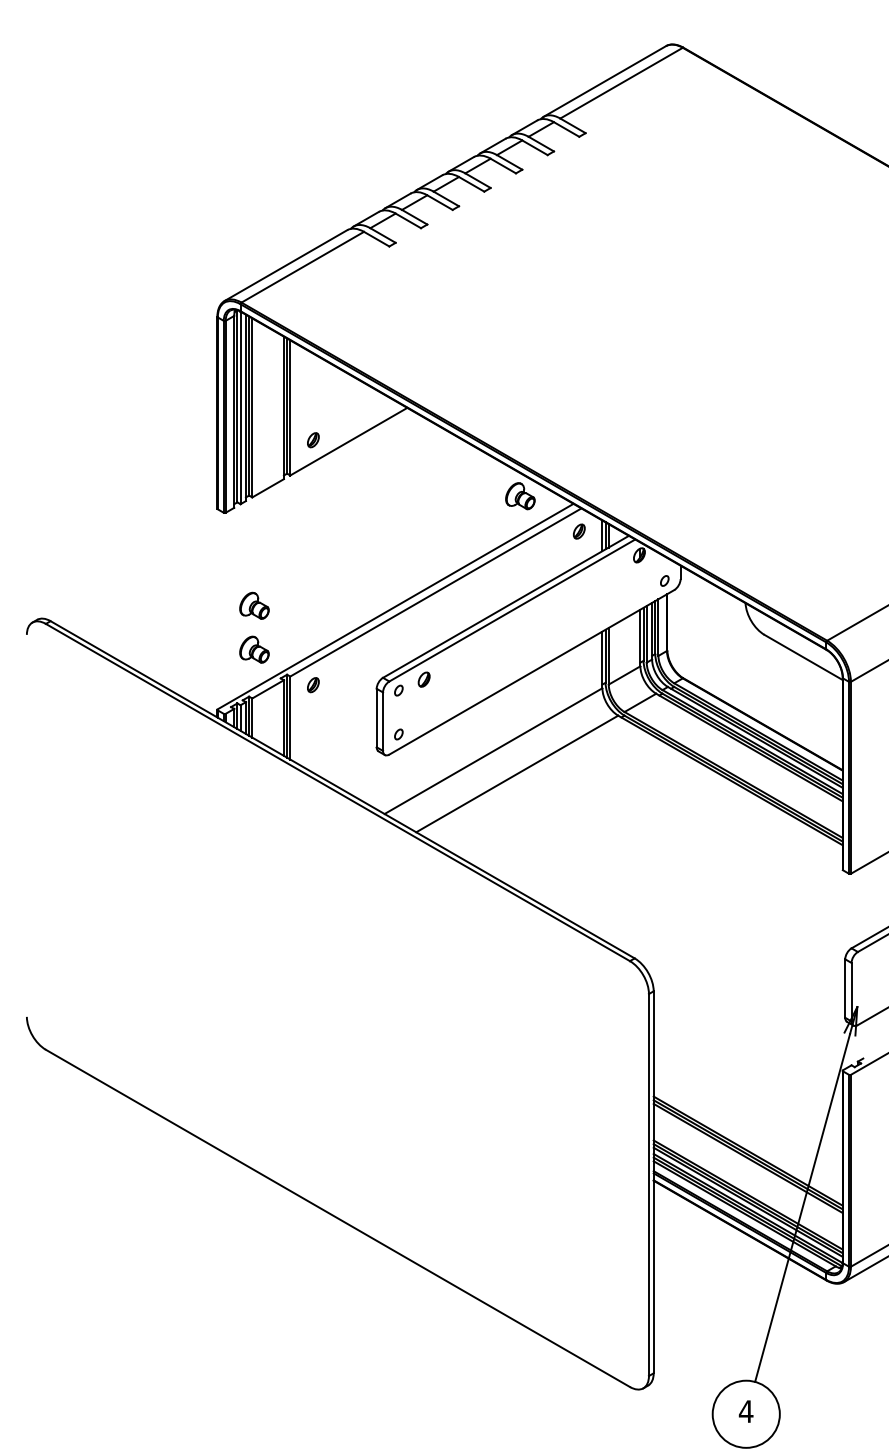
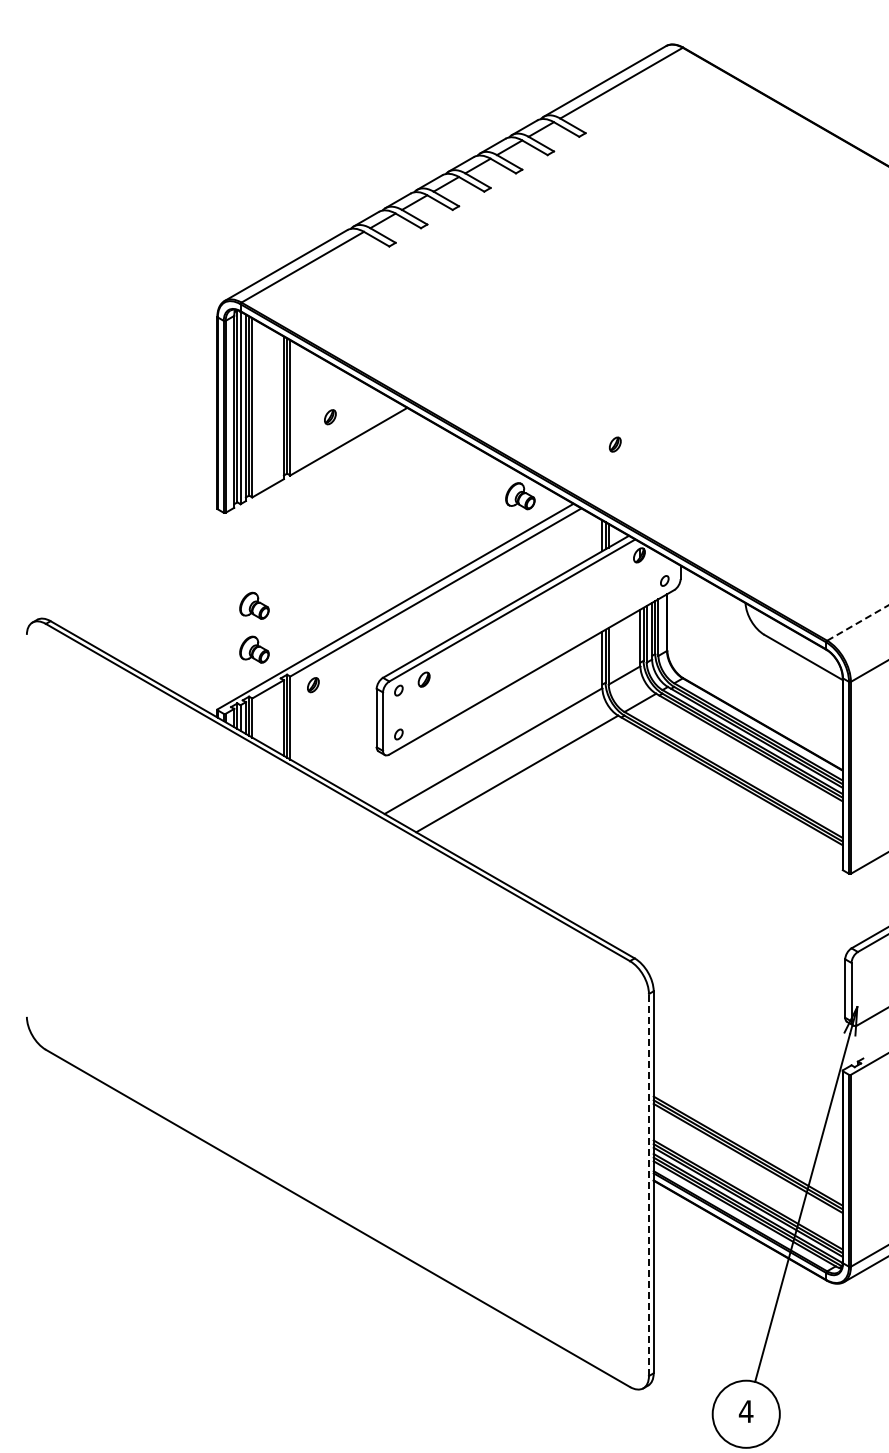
part position: (313, 440) -> (330, 417) (330, 417)
part position: (579, 531) -> (615, 444) (615, 444)
line: solid -> dashed (858, 622)
line: solid -> dashed (648, 1185)
